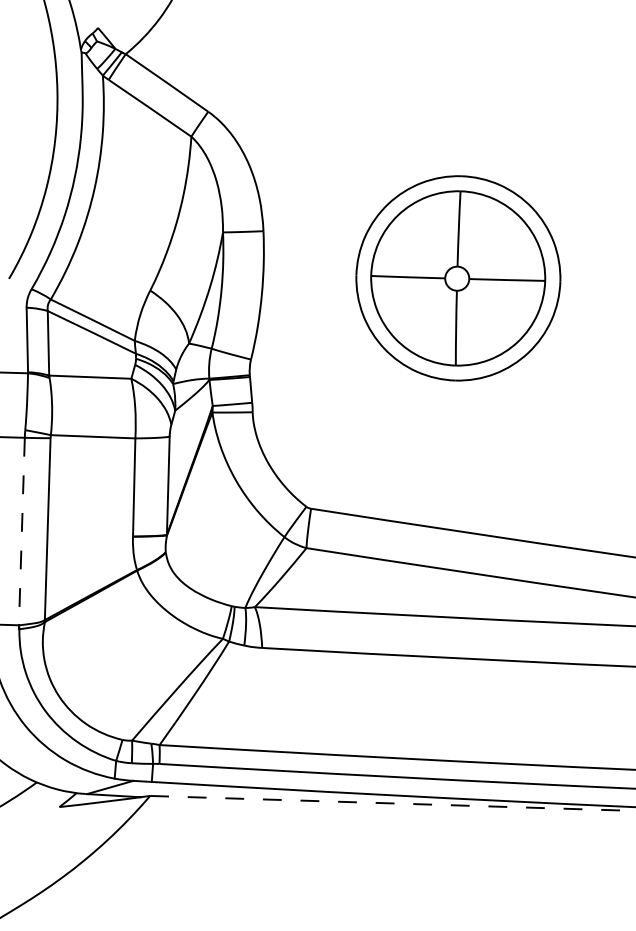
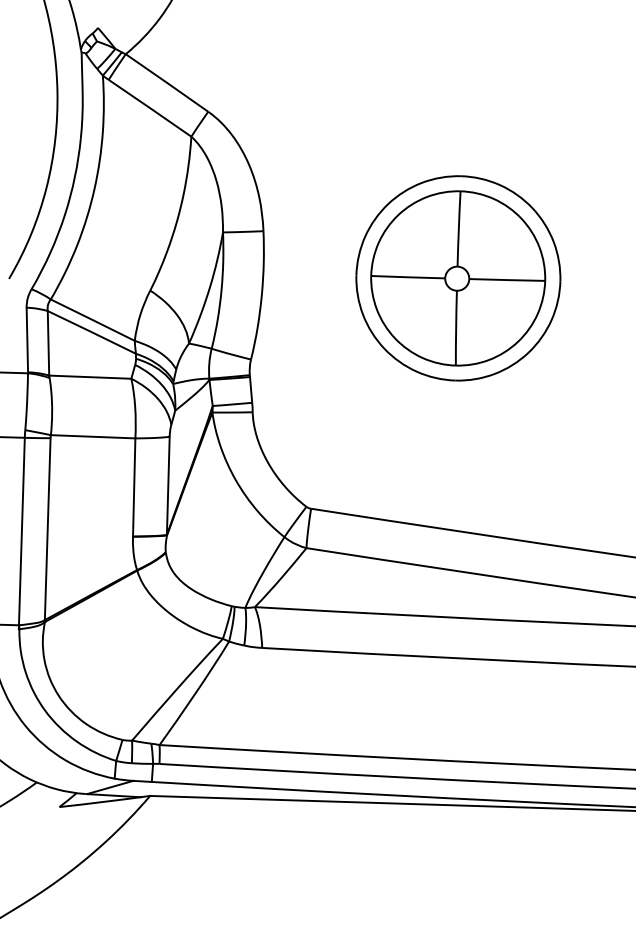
line: dashed -> solid (21, 531)
line: dashed -> solid (392, 803)
